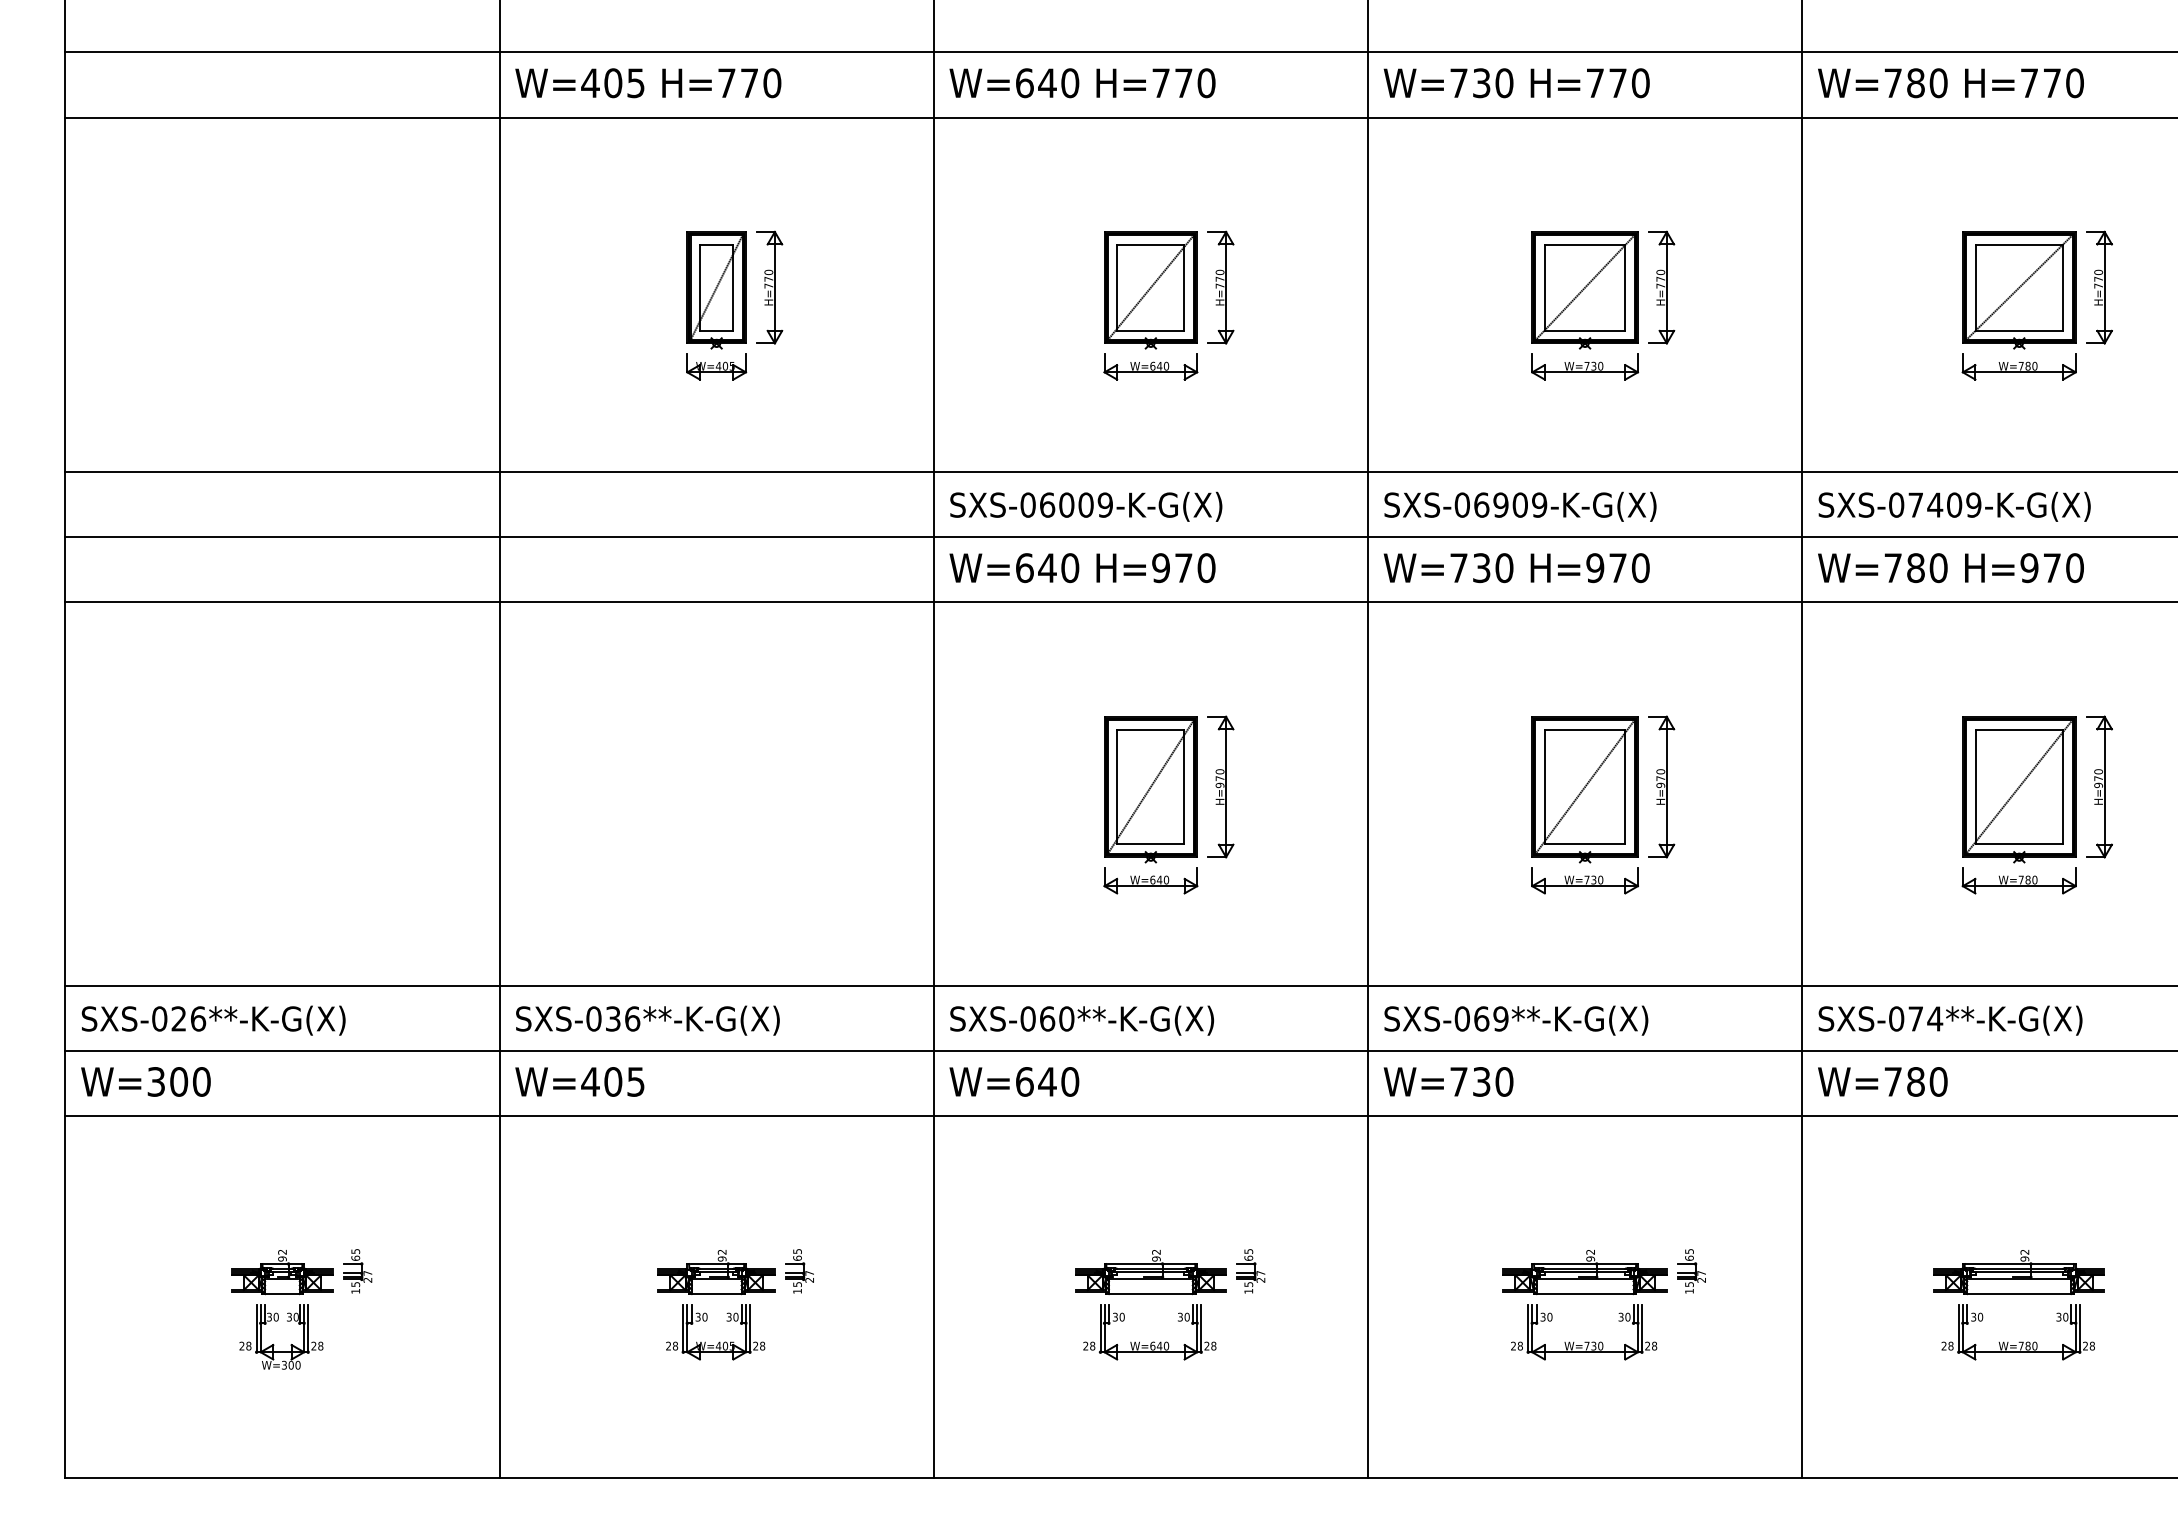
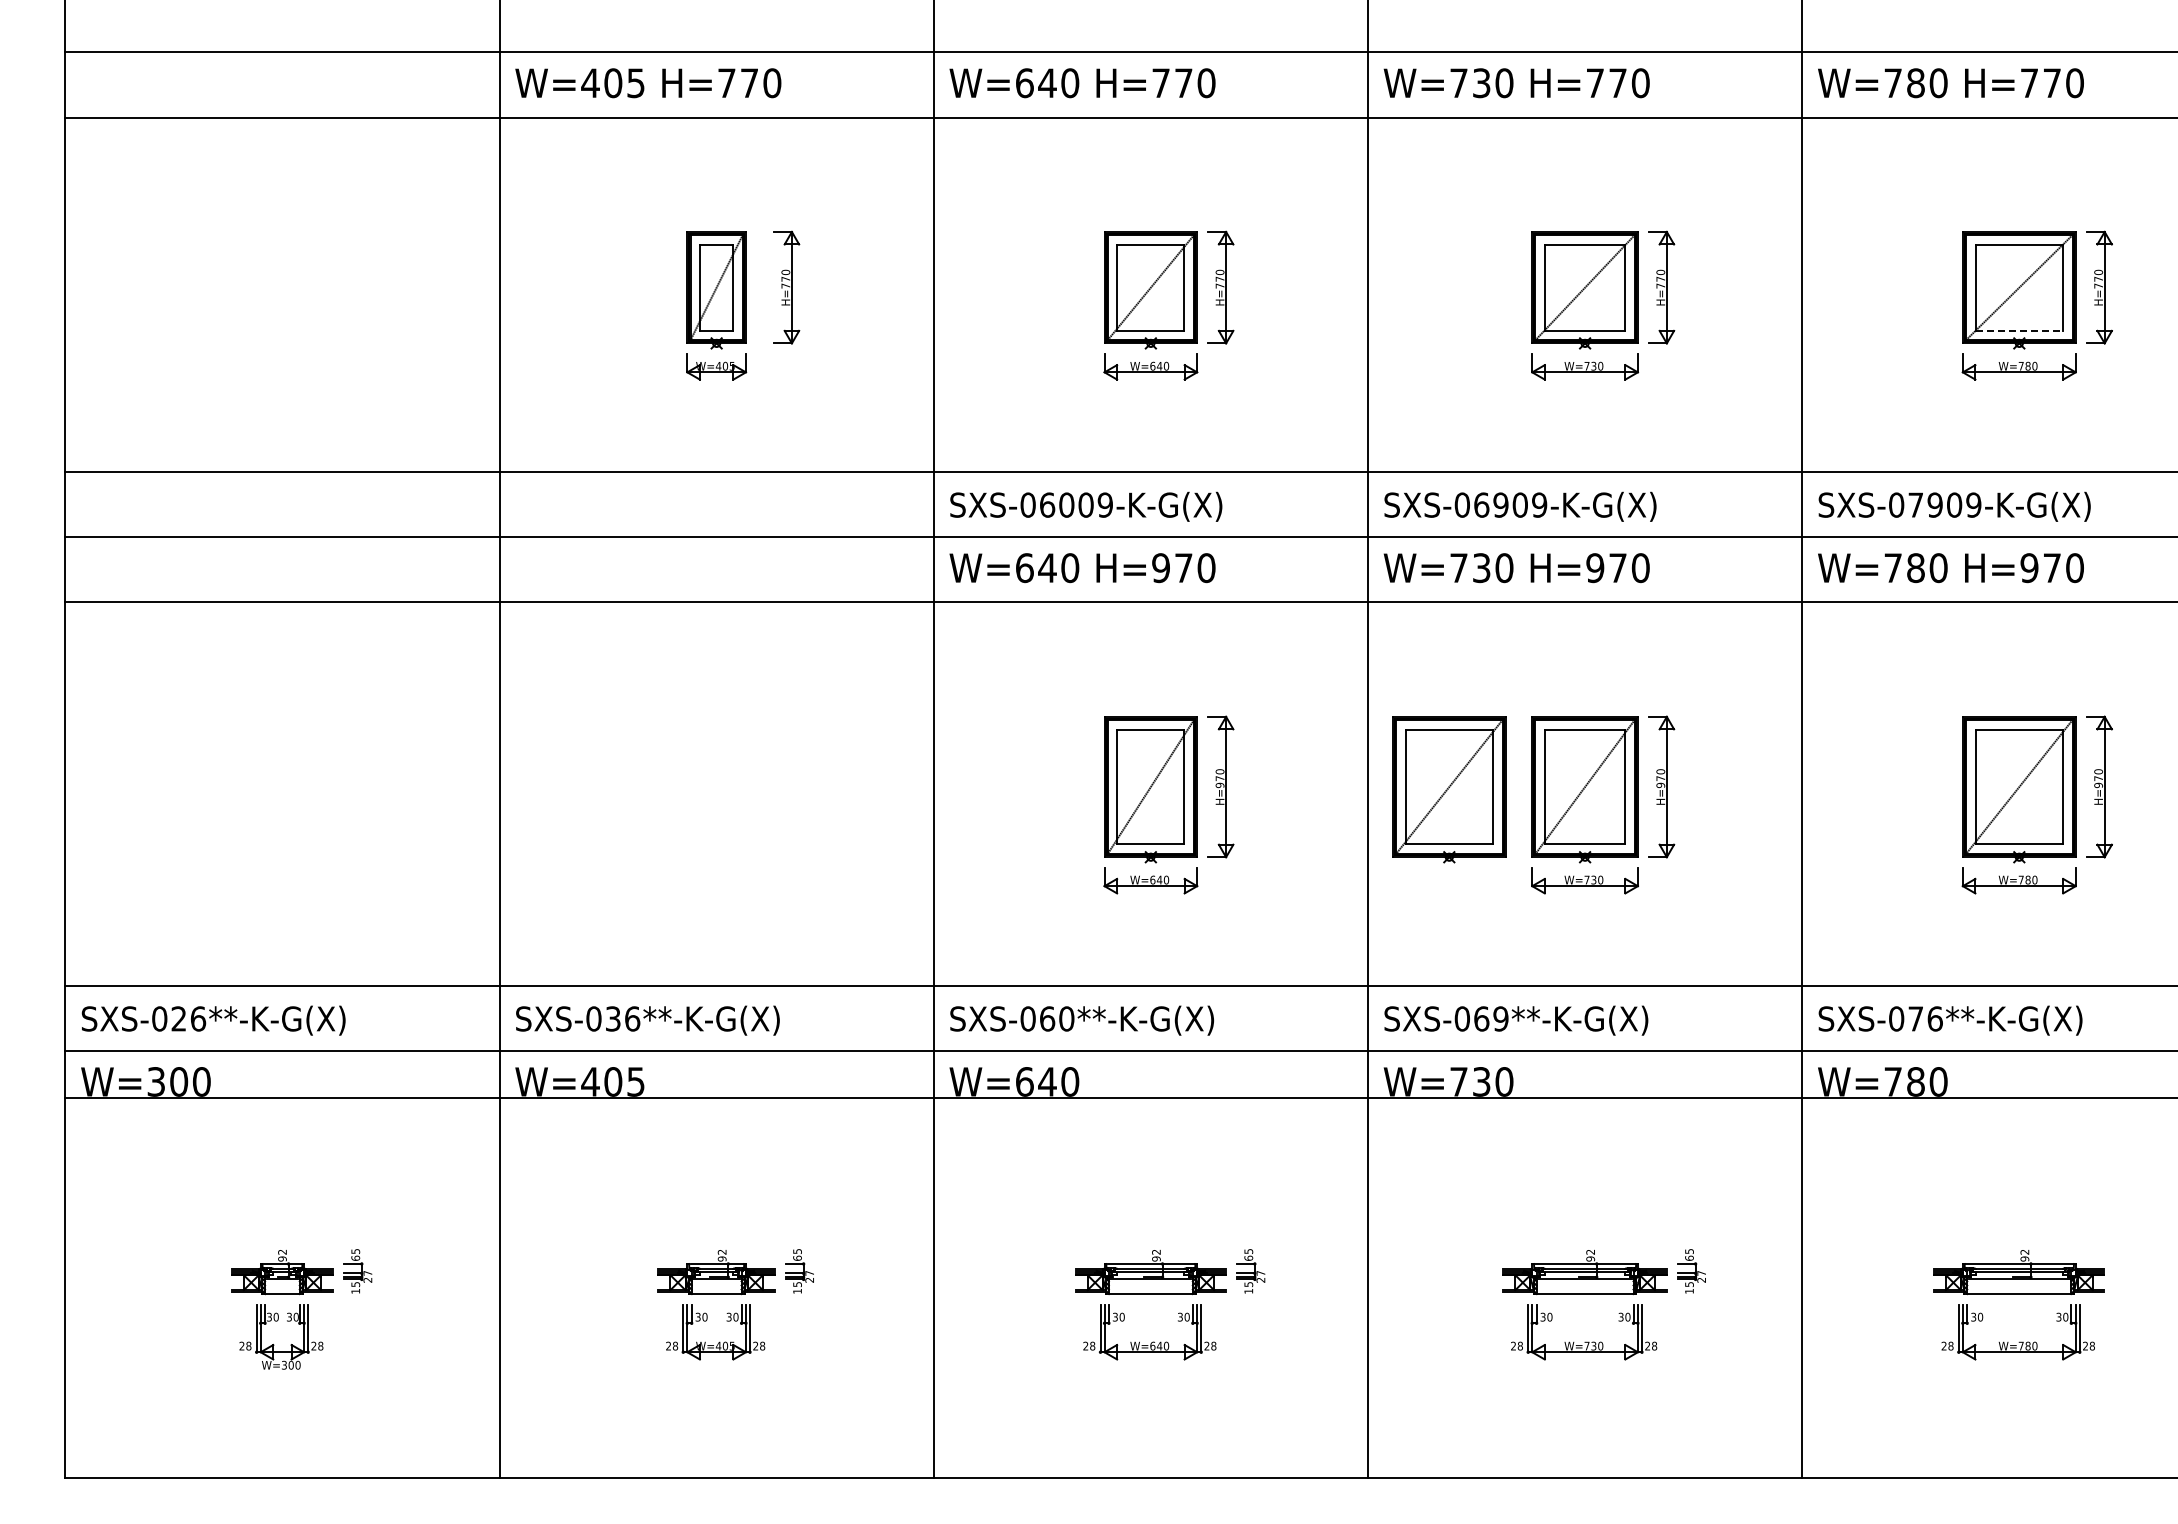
part position: (769, 287) -> (786, 287) (786, 287)
line: solid -> dashed (2019, 330)
text: SXS-07409-K-G(X) -> SXS-07909-K-G(X) (1935, 504)
part: none -> present (1449, 789)
text: SXS-074**-K-G(X) -> SXS-076**-K-G(X) (1935, 1018)
line position: (1119, 1116) -> (1119, 1098) (1119, 1098)
